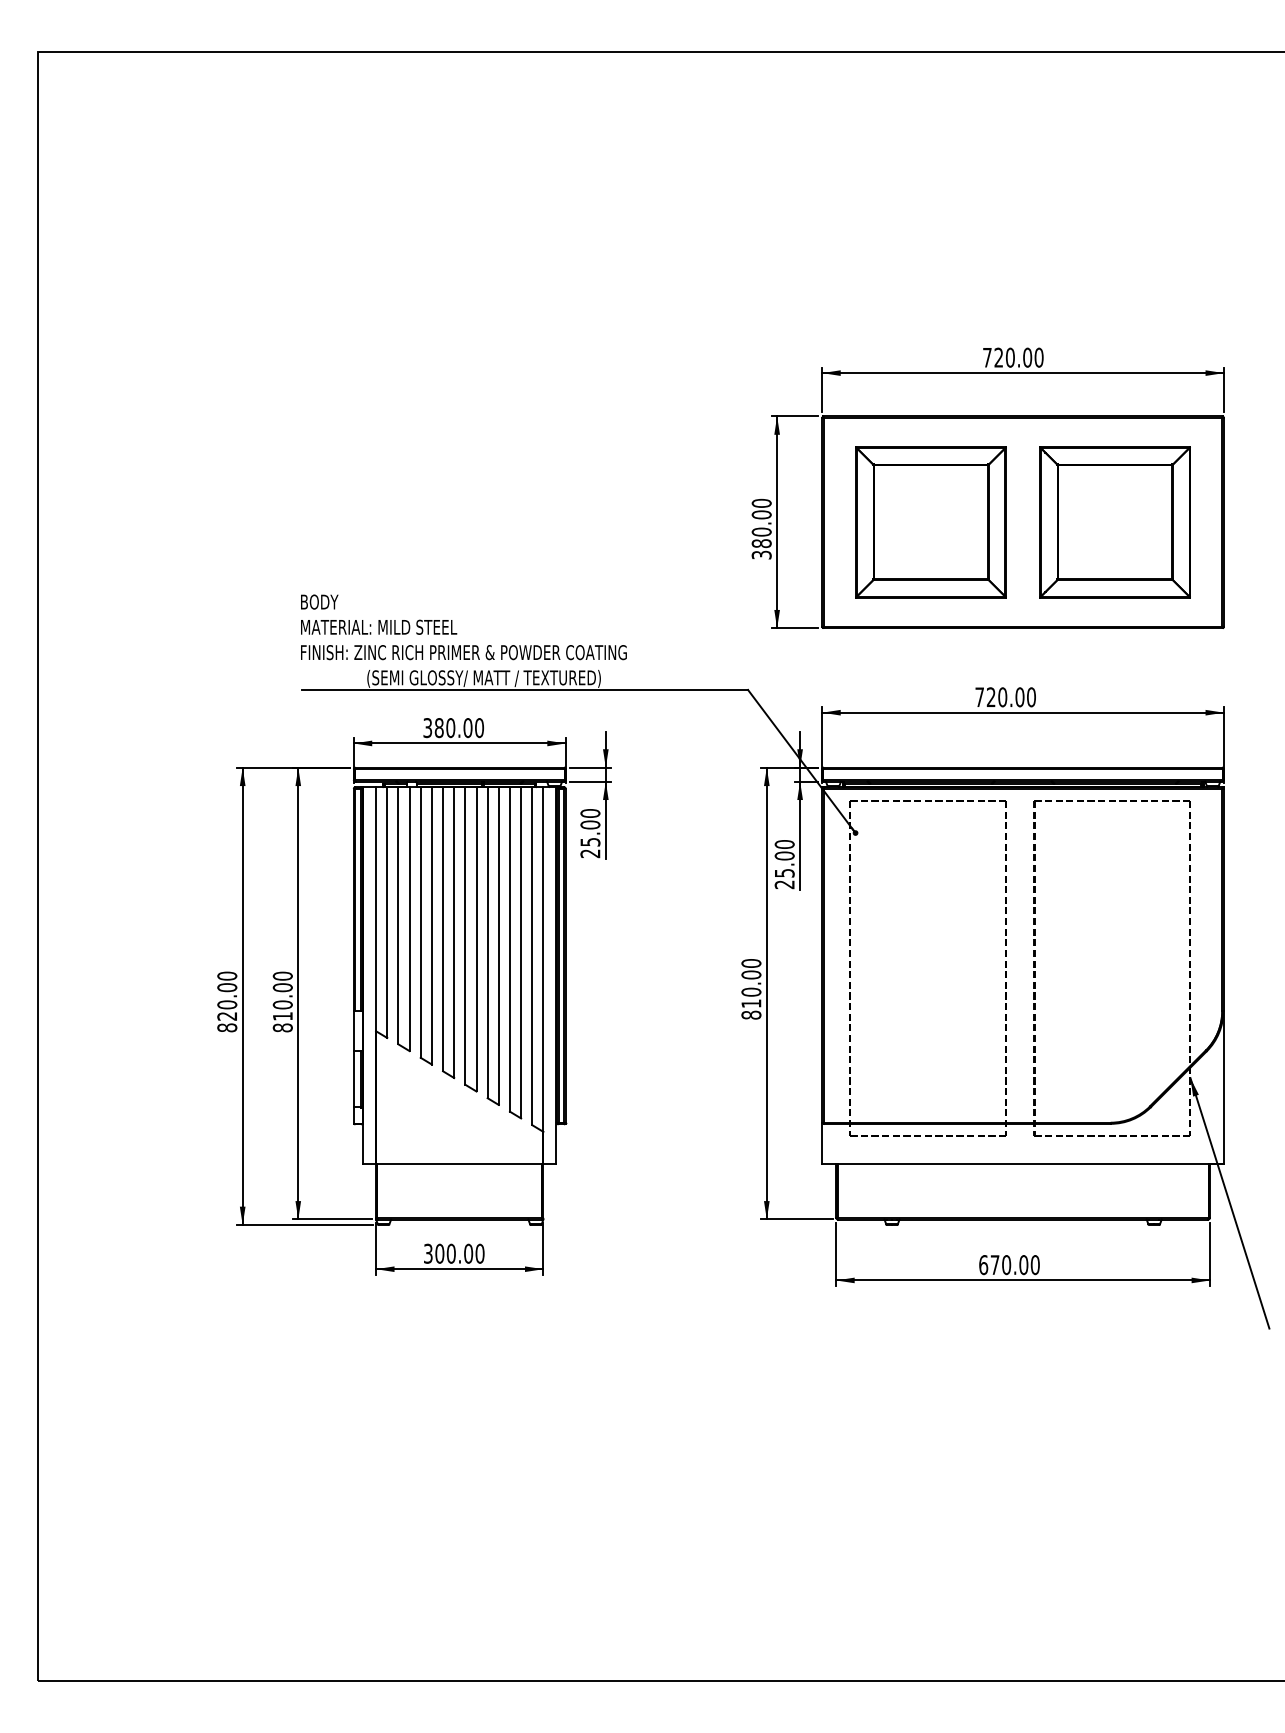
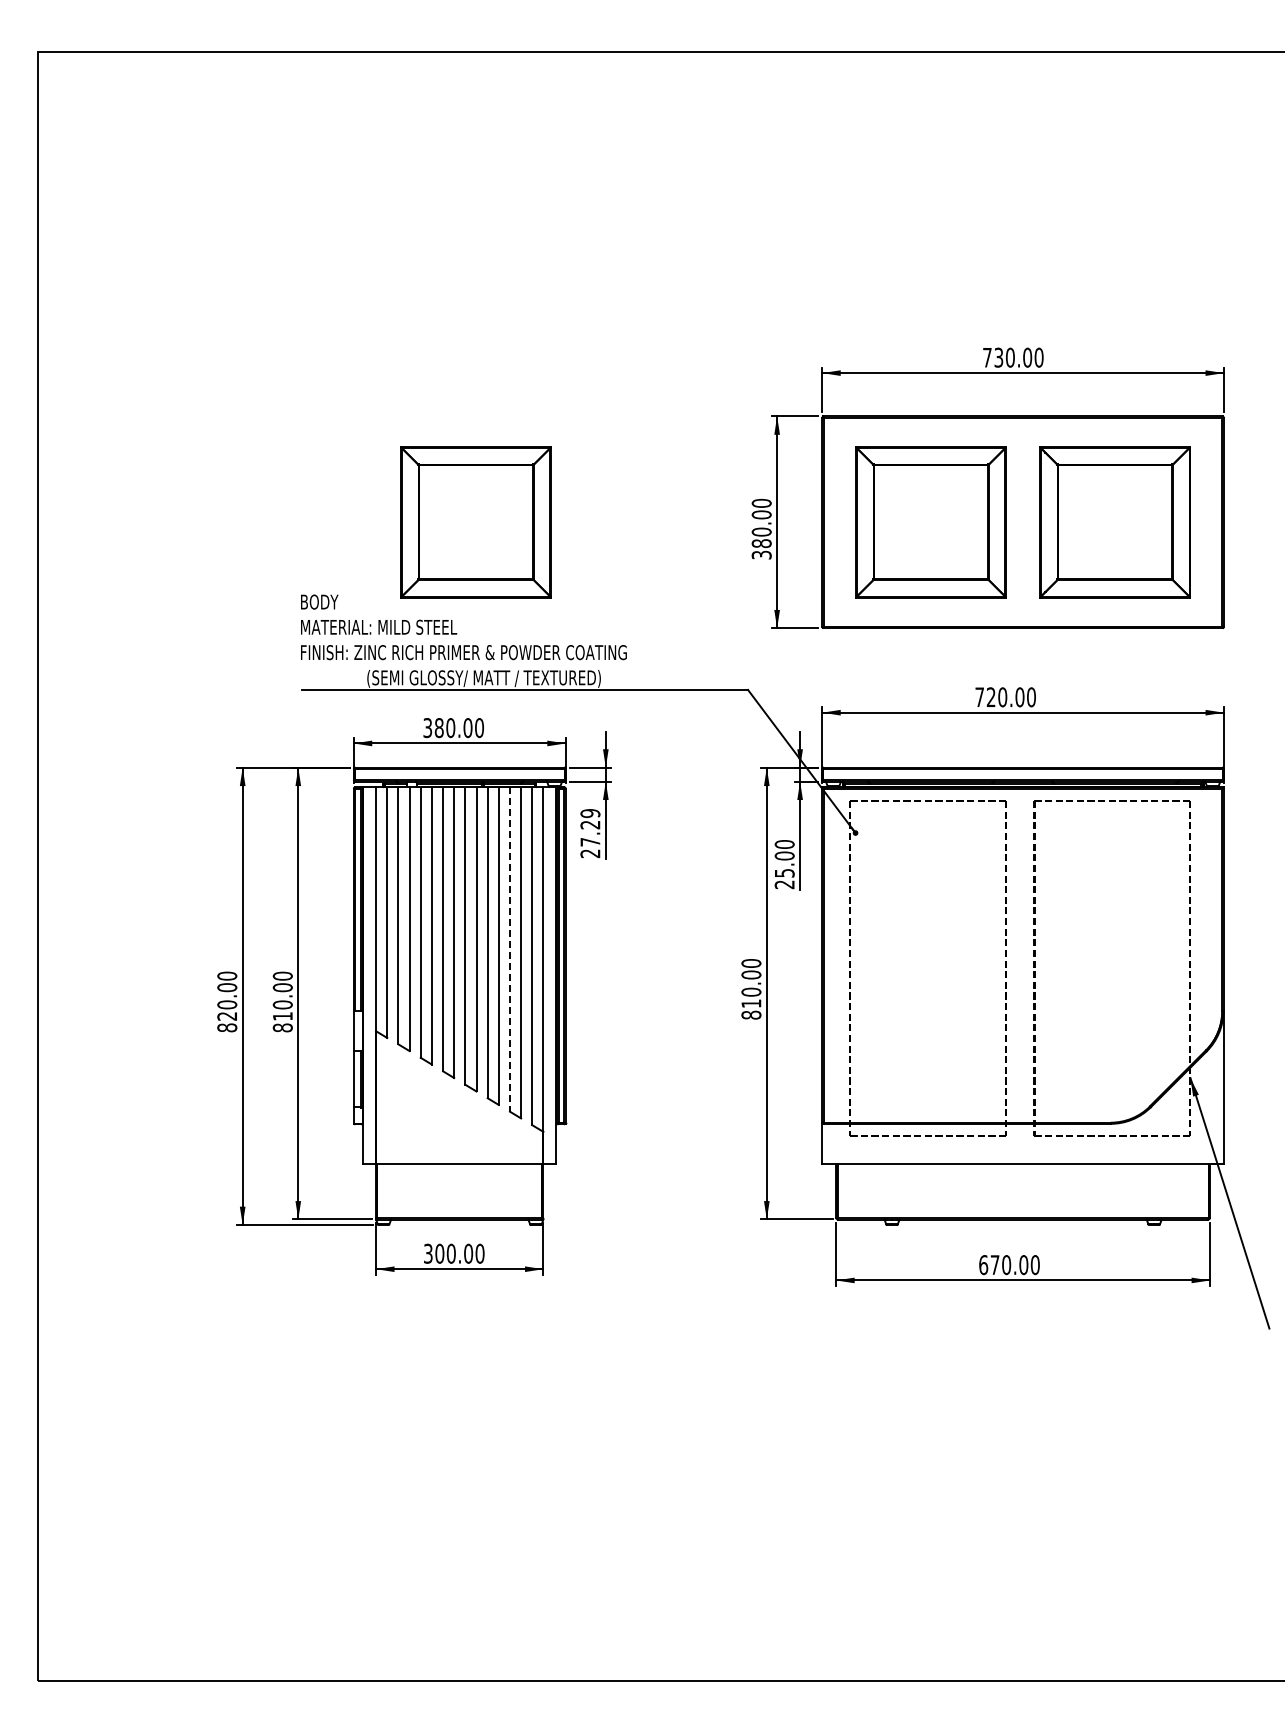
text: 720.00 -> 730.00 (998, 357)
part: none -> present (475, 522)
text: 25.00 -> 27.29 (590, 827)
line: solid -> dashed (509, 949)
